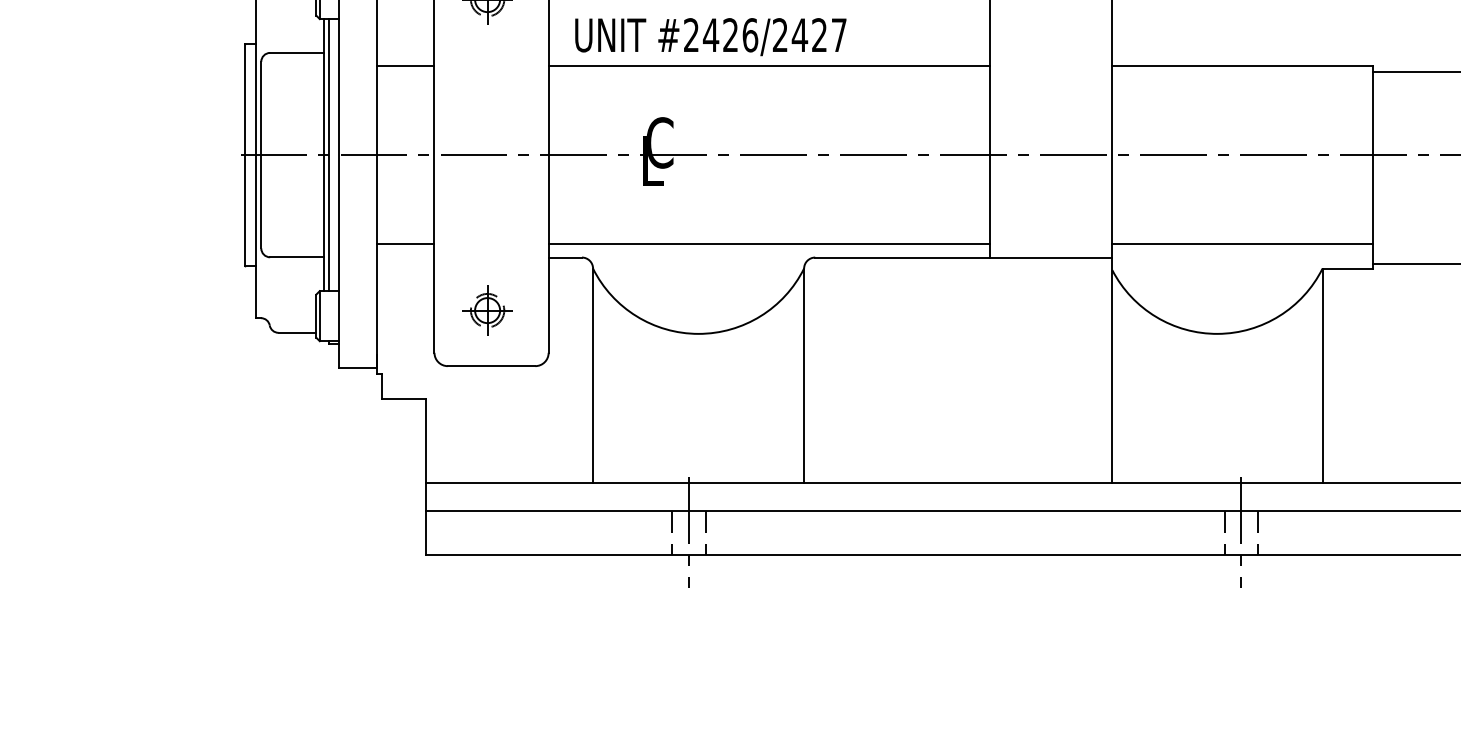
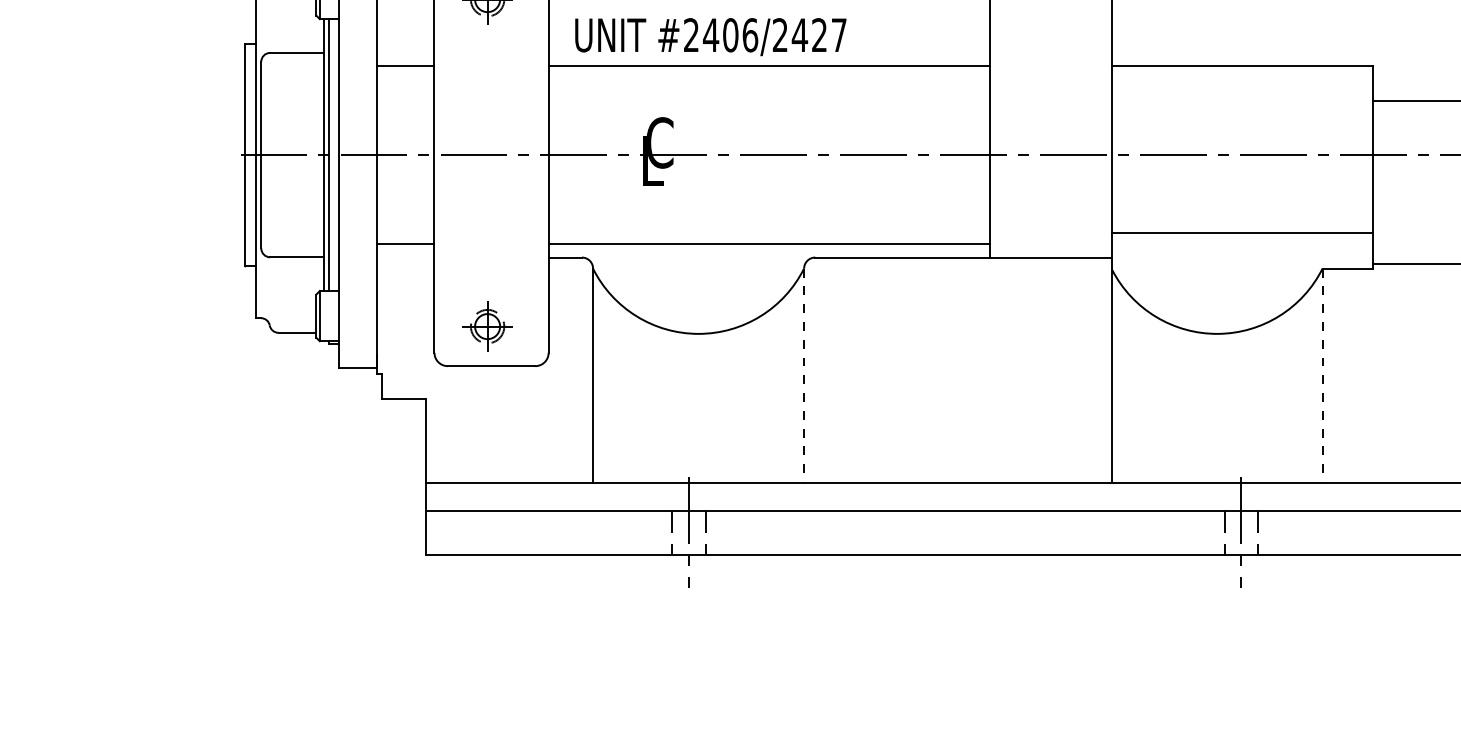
text: #2426/2427 -> #2406/2427 (730, 35)
line position: (1415, 71) -> (1415, 100) (1415, 100)
line position: (1242, 243) -> (1242, 232) (1242, 232)
part position: (487, 310) -> (487, 326) (487, 326)
line: solid -> dashed (804, 376)
line: solid -> dashed (1322, 376)
